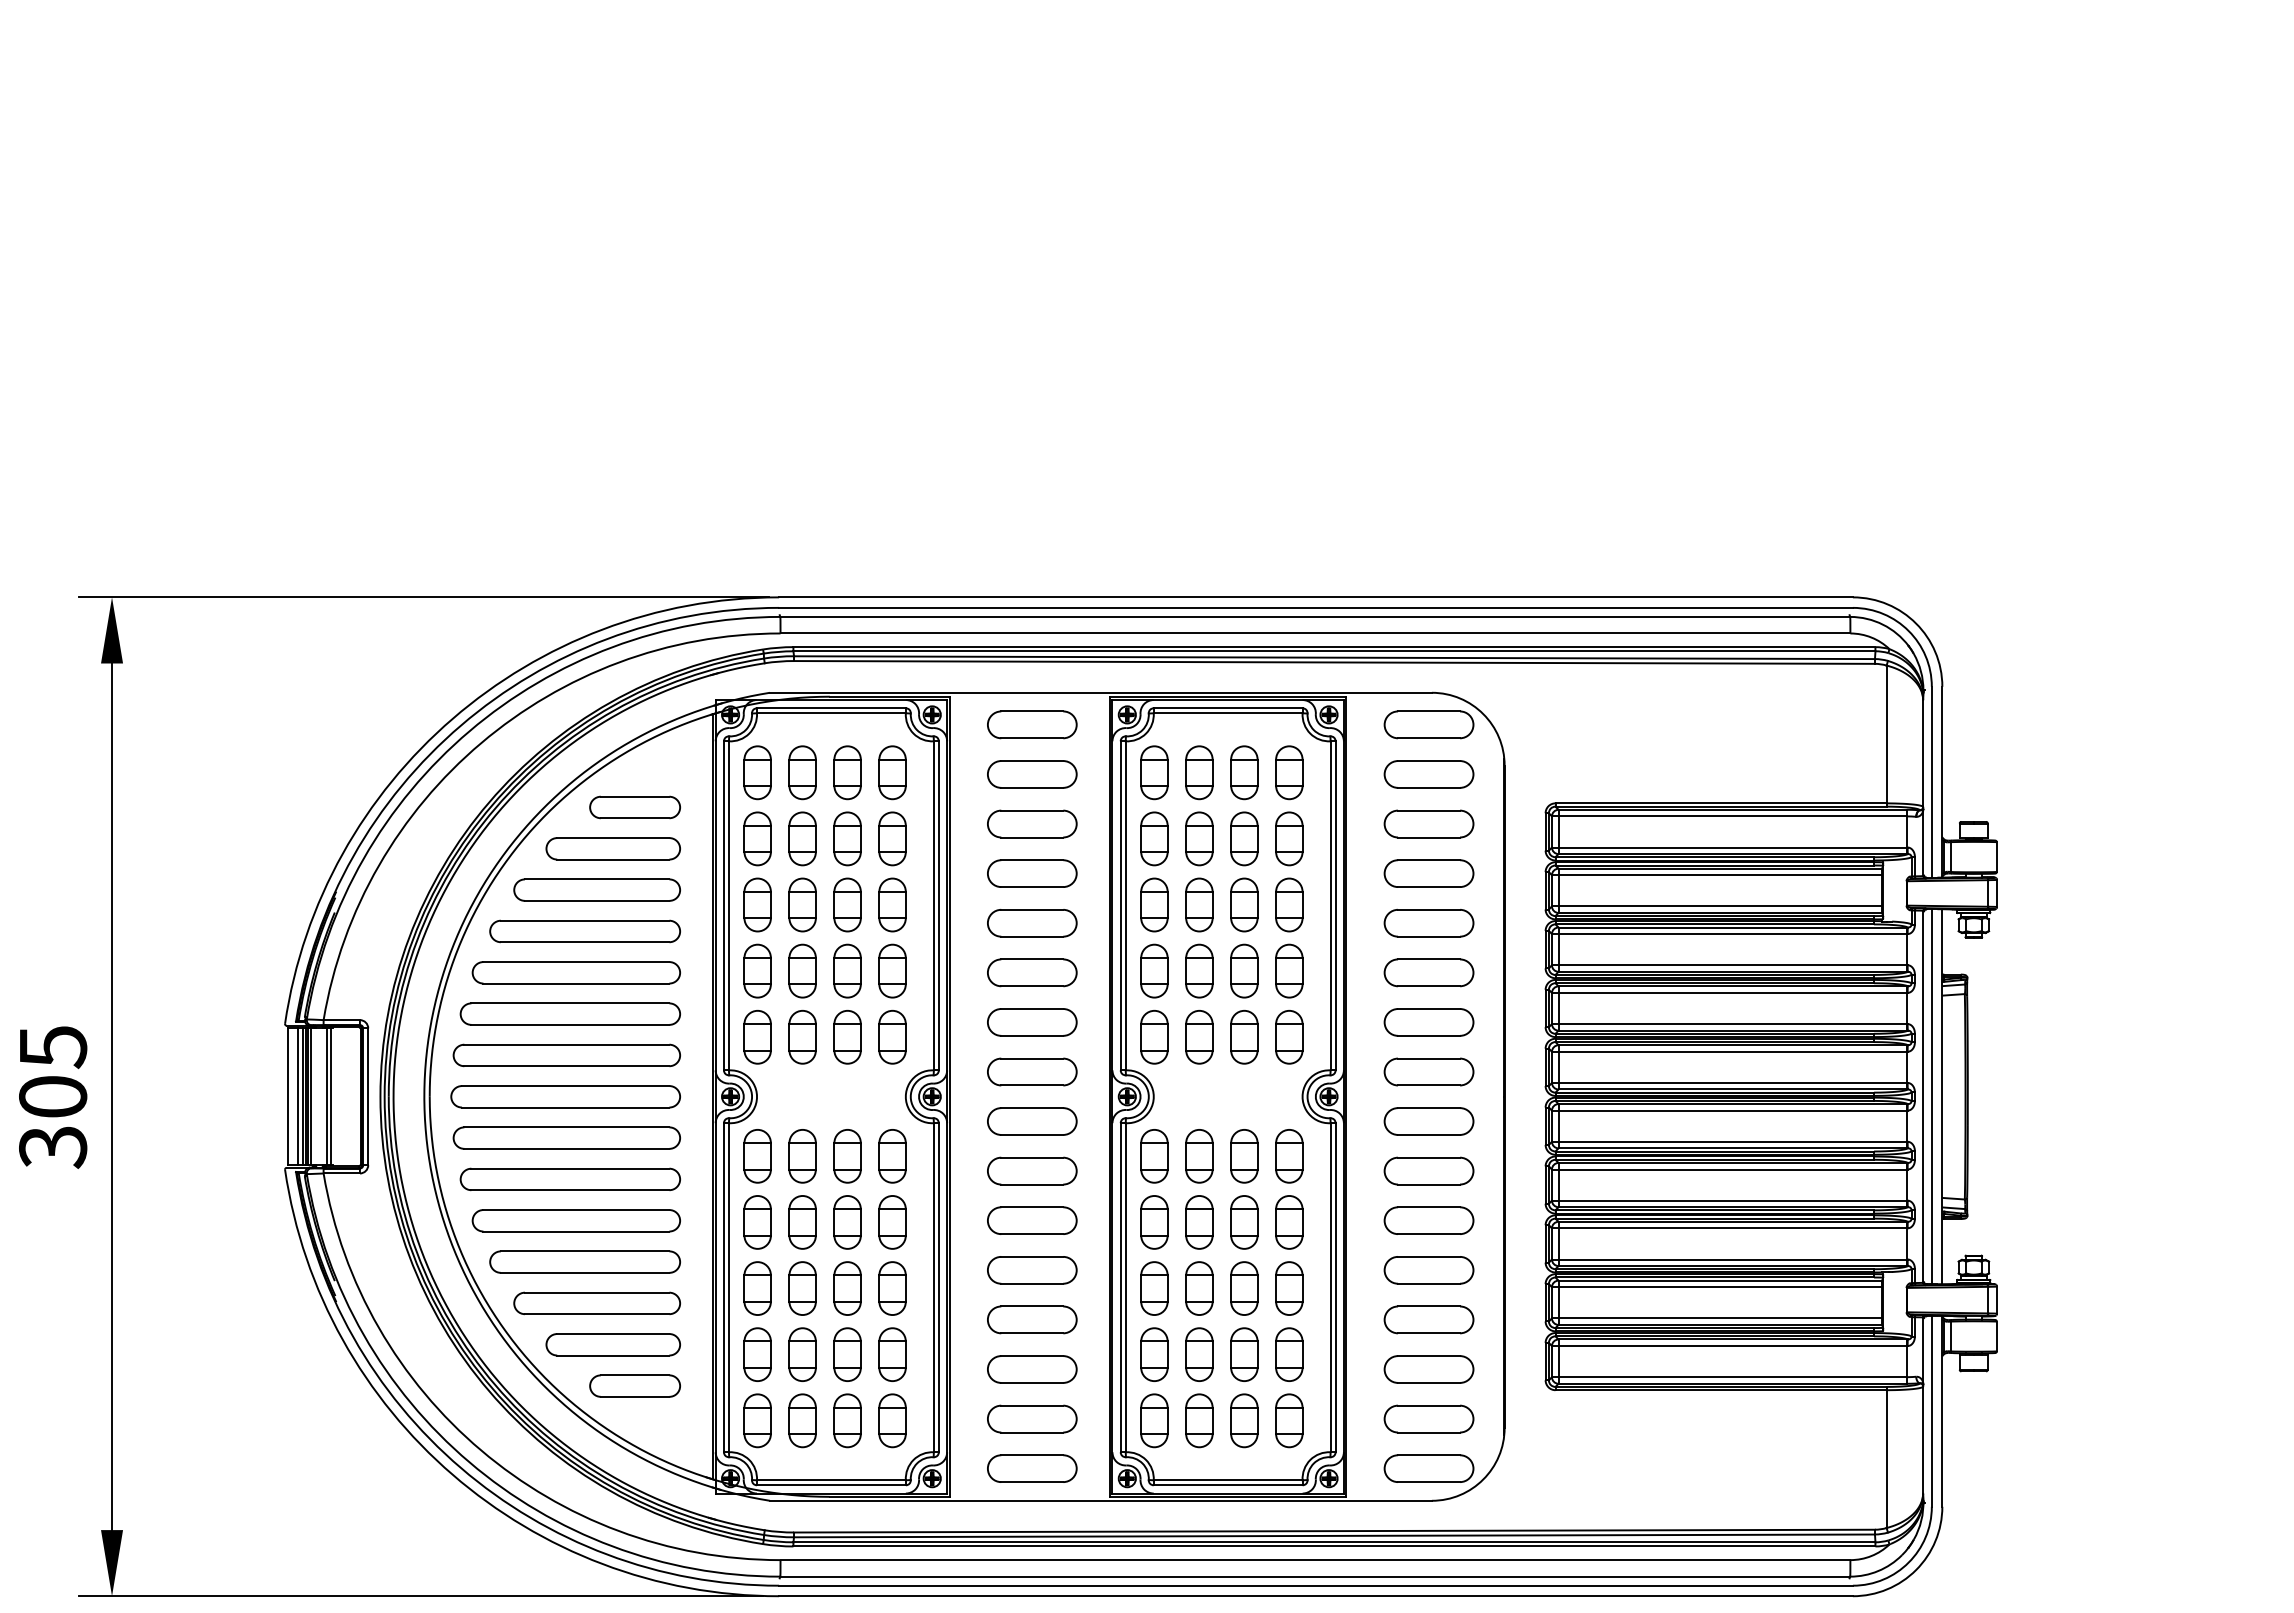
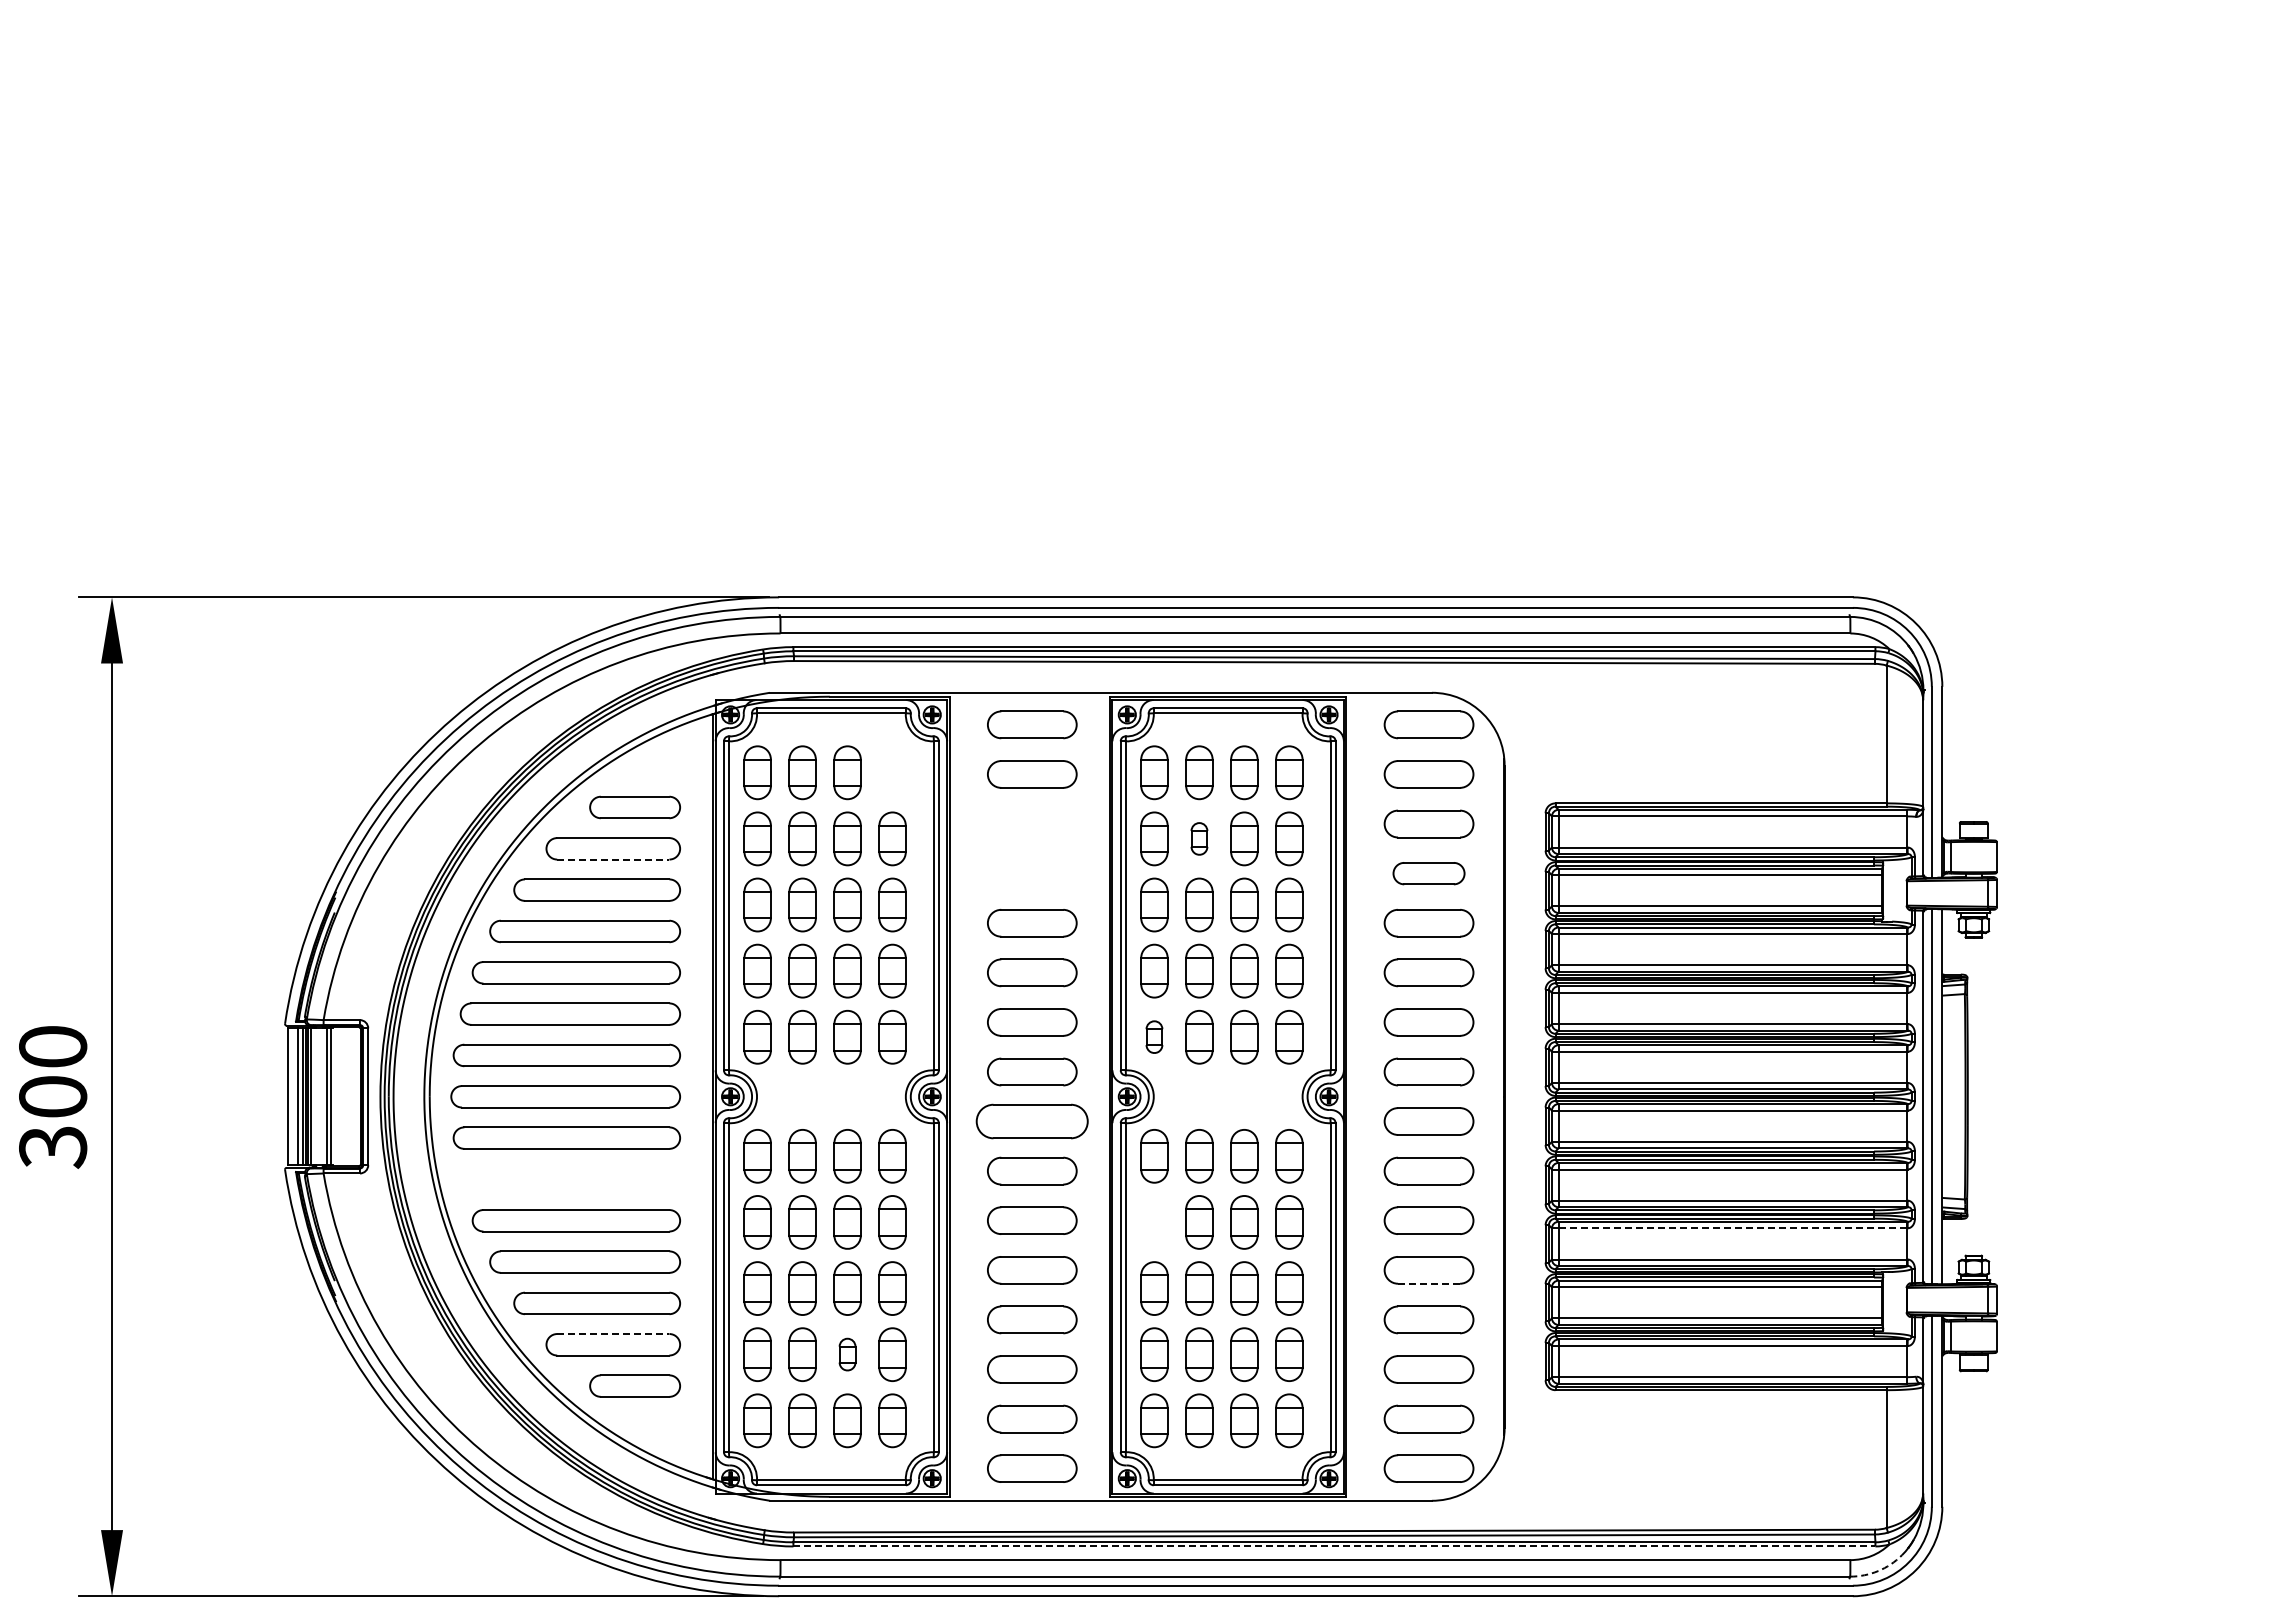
part: present -> none (892, 772)
part: present -> none (1032, 823)
part size: 29x56 px -> 19x34 px (1199, 838)
line: solid -> dashed (613, 859)
part: present -> none (1032, 873)
part size: 92x29 px -> 74x24 px (1428, 873)
part size: 29x56 px -> 19x34 px (1154, 1036)
text: 305 -> 300 (53, 1047)
part size: 91x29 px -> 114x37 px (1031, 1121)
part: present -> none (569, 1179)
part: present -> none (1154, 1222)
line: solid -> dashed (1733, 1228)
line: solid -> dashed (1429, 1283)
line: solid -> dashed (613, 1334)
part size: 29x55 px -> 19x35 px (847, 1354)
line: solid -> dashed (1334, 1546)
arc: solid -> dashed (1878, 1571)
